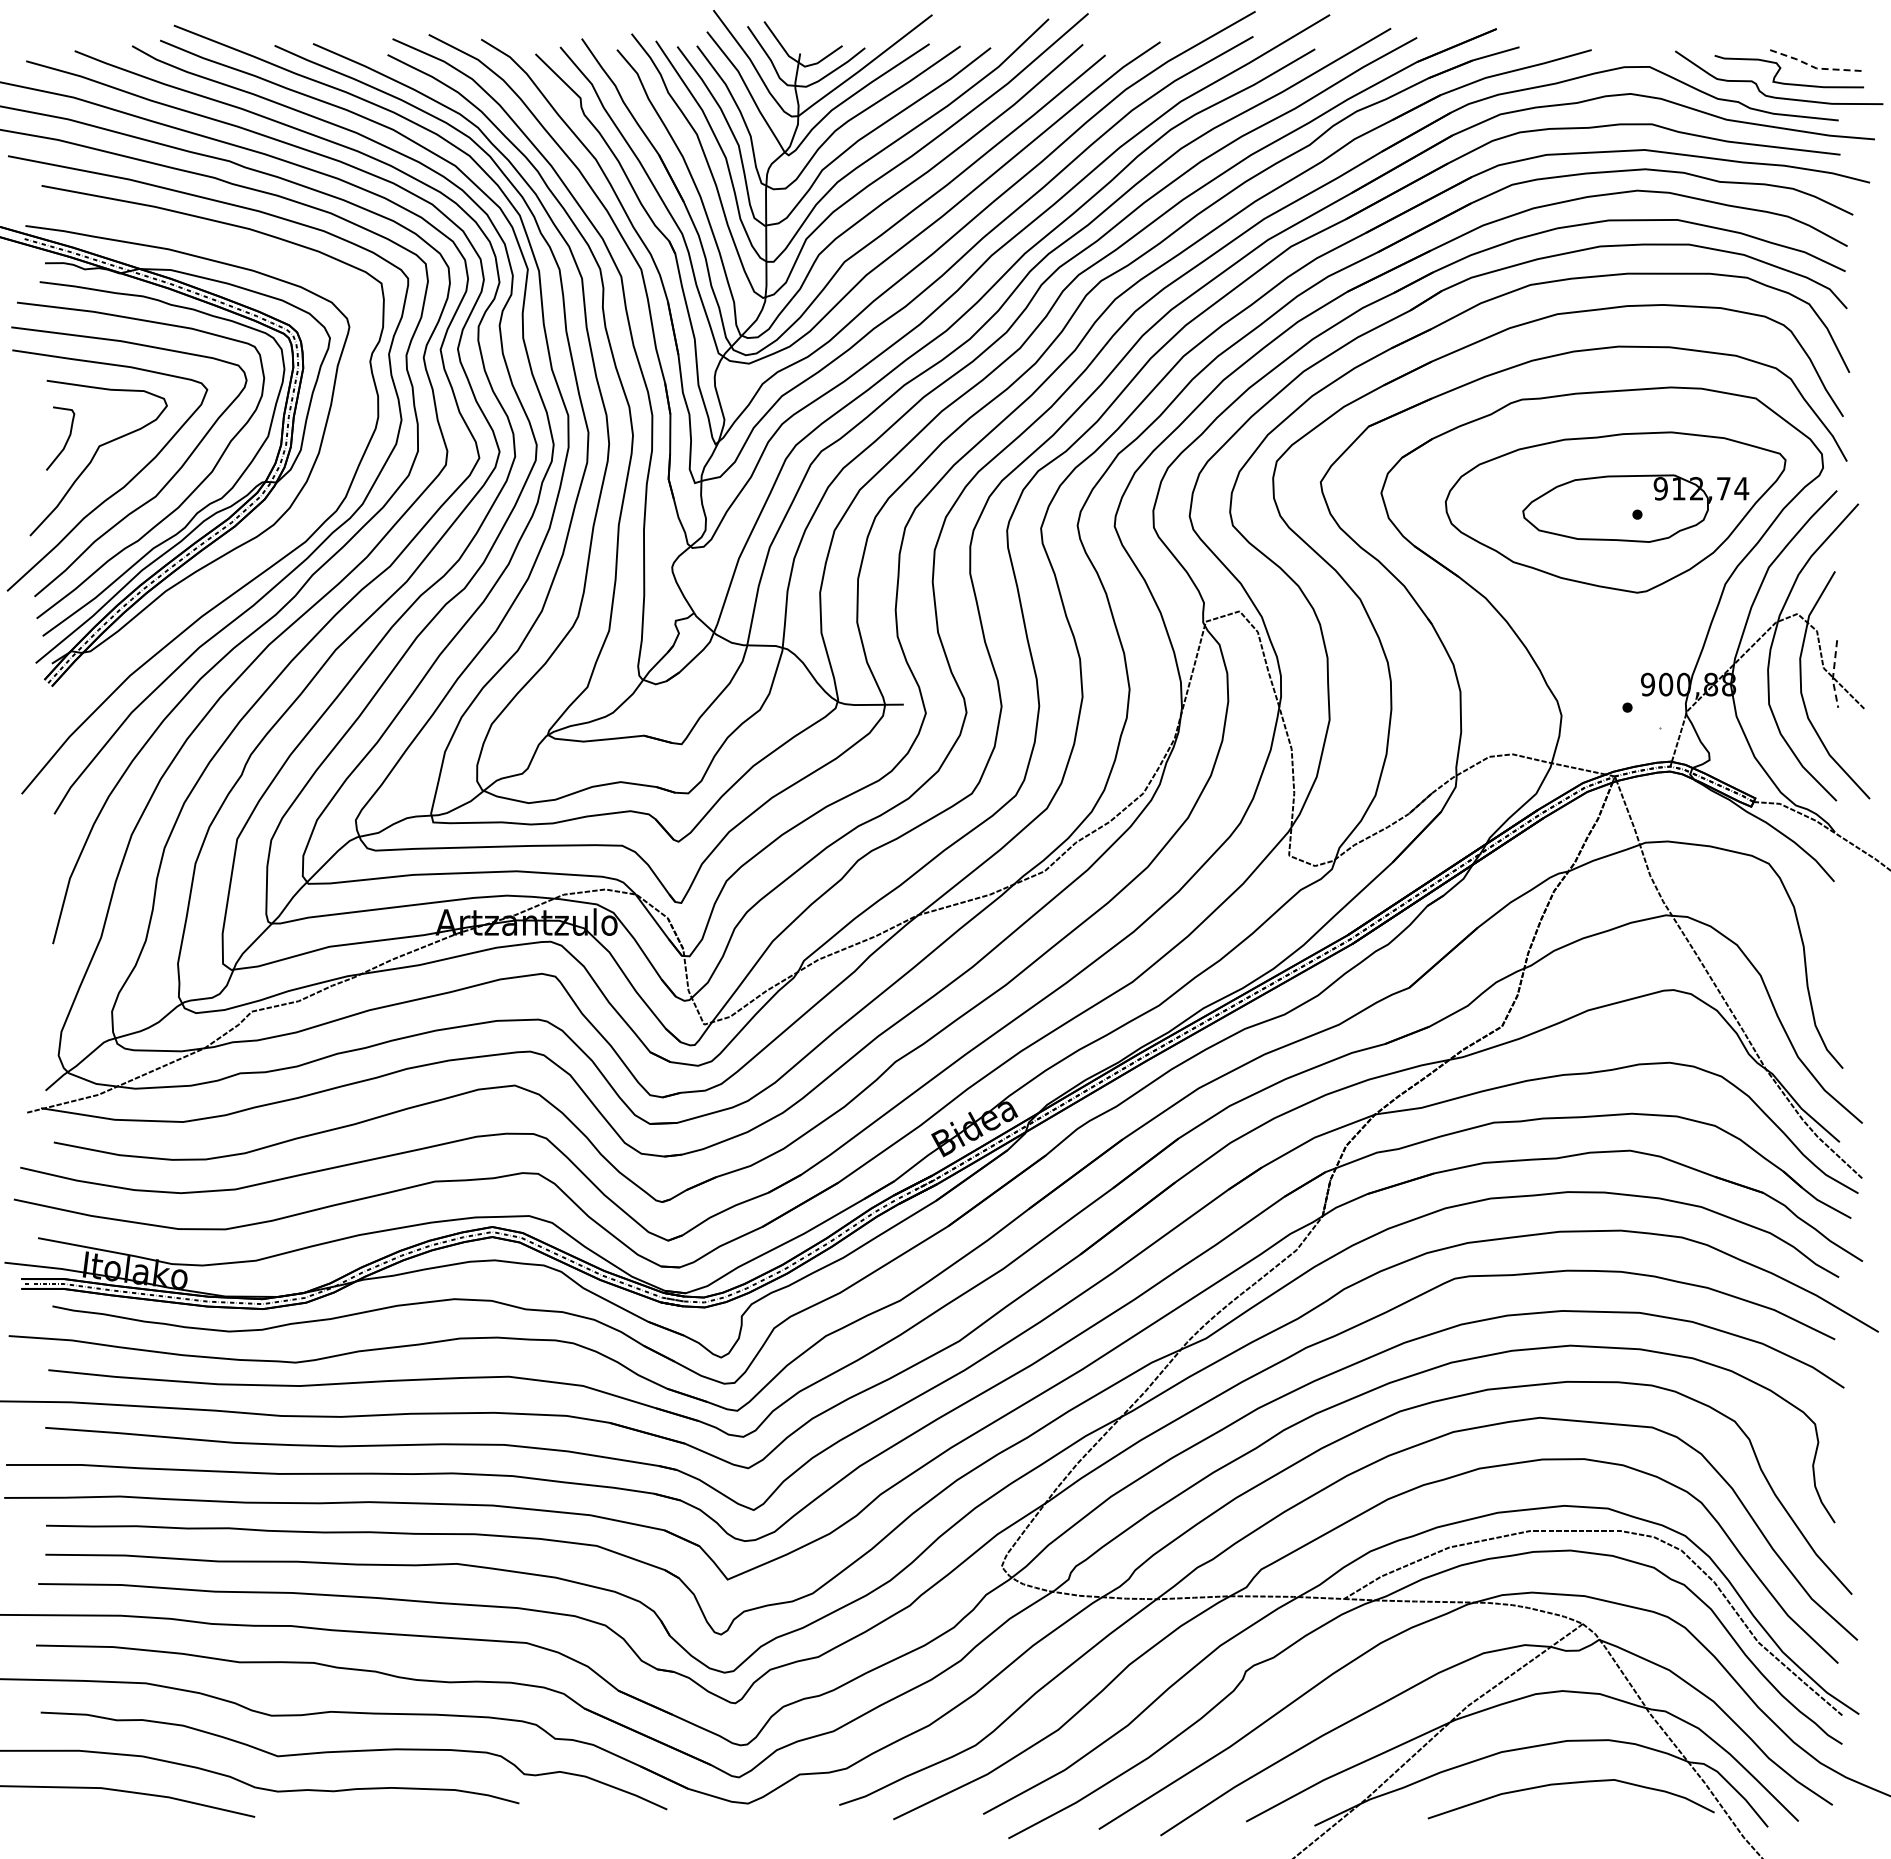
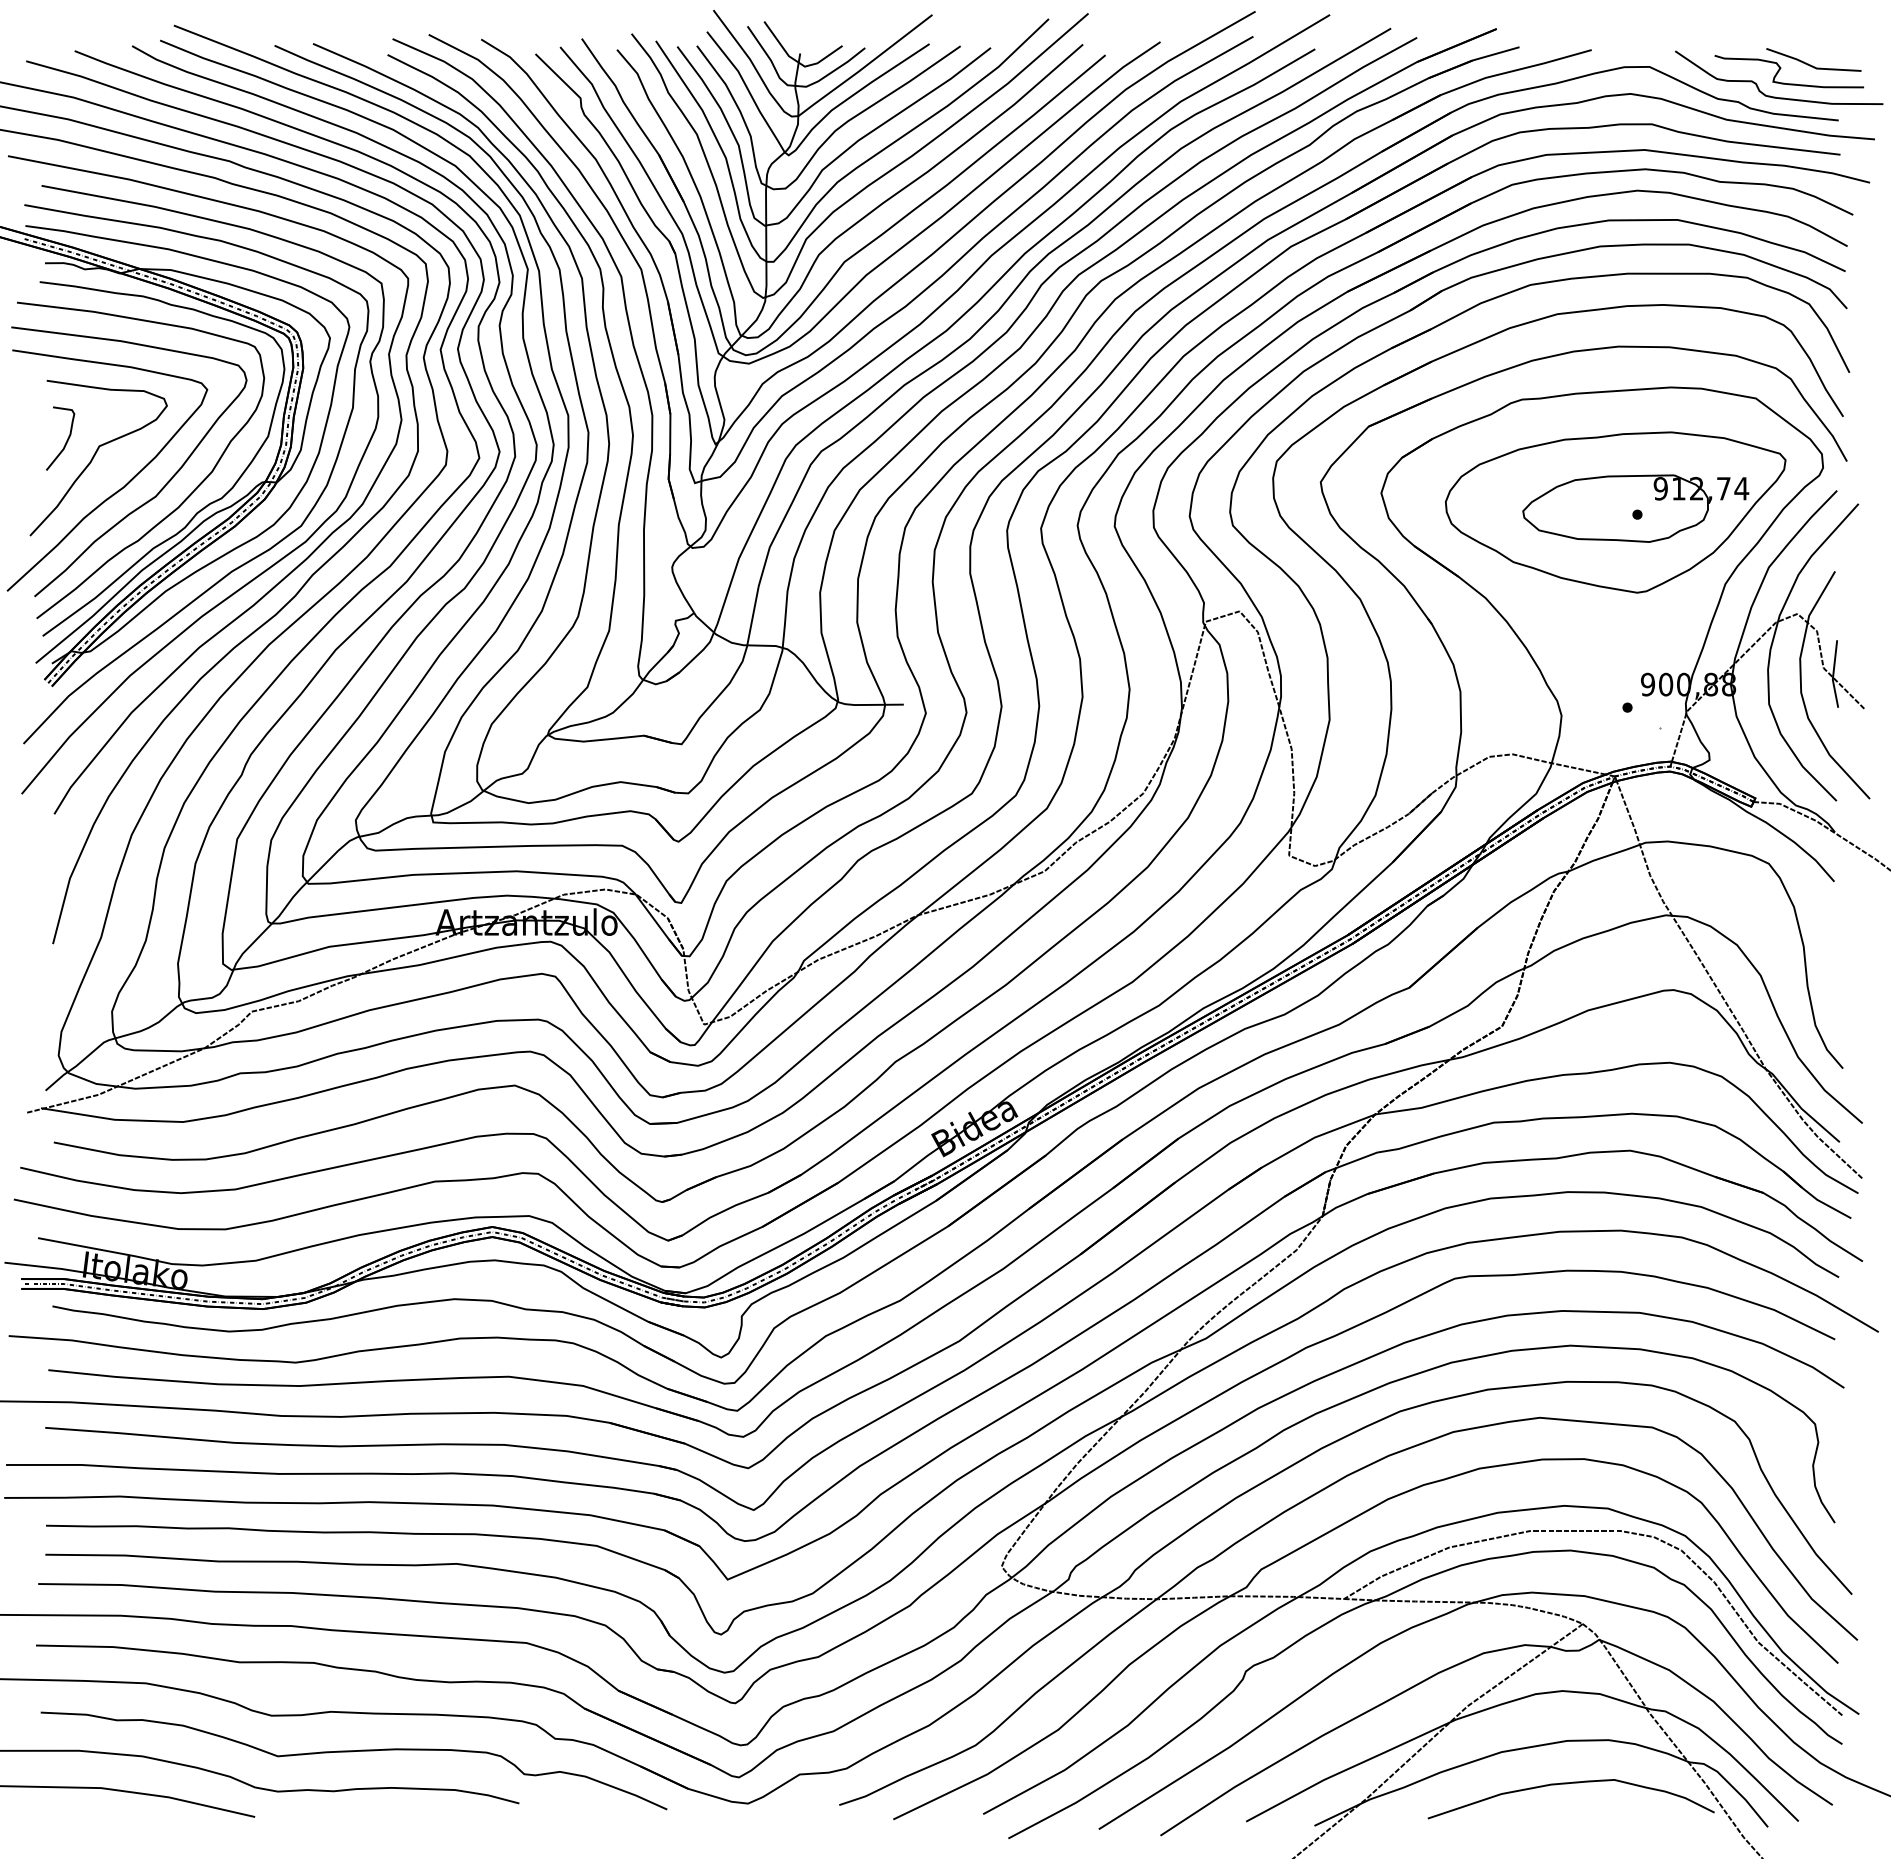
line: dashed -> solid (1812, 66)
curve: none -> present (246, 561)
line: dashed -> solid (1833, 674)
